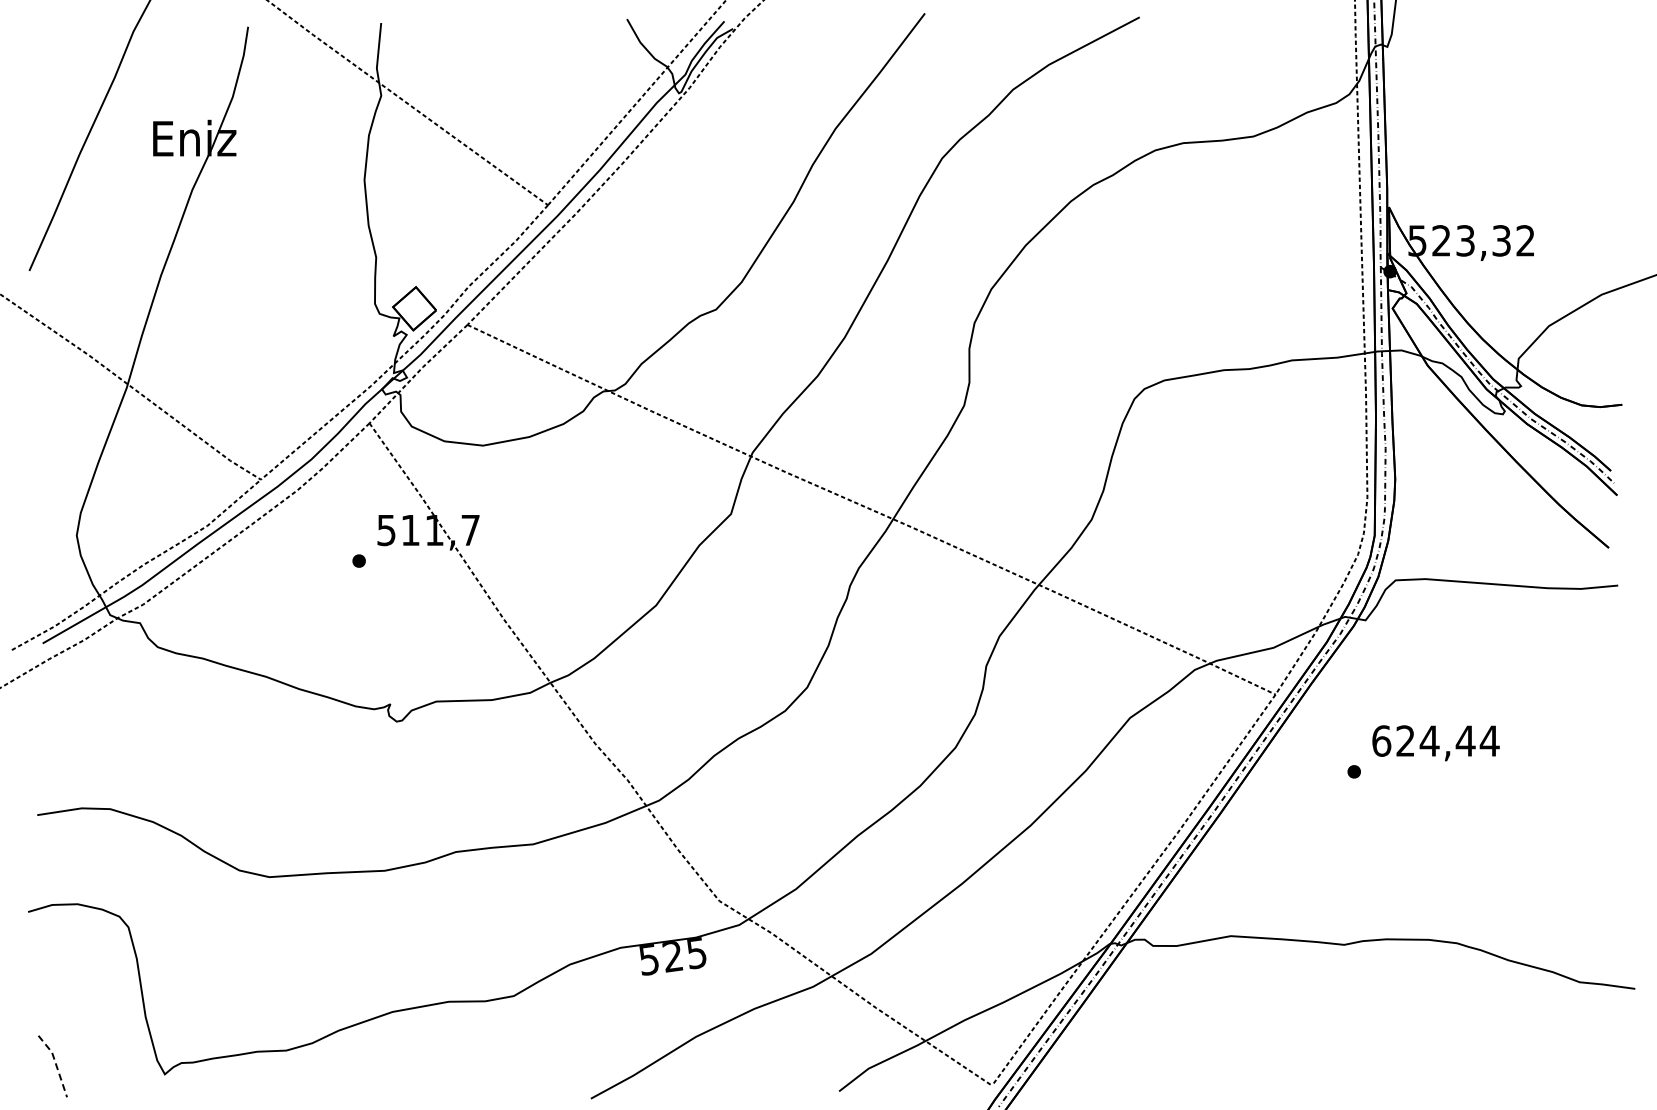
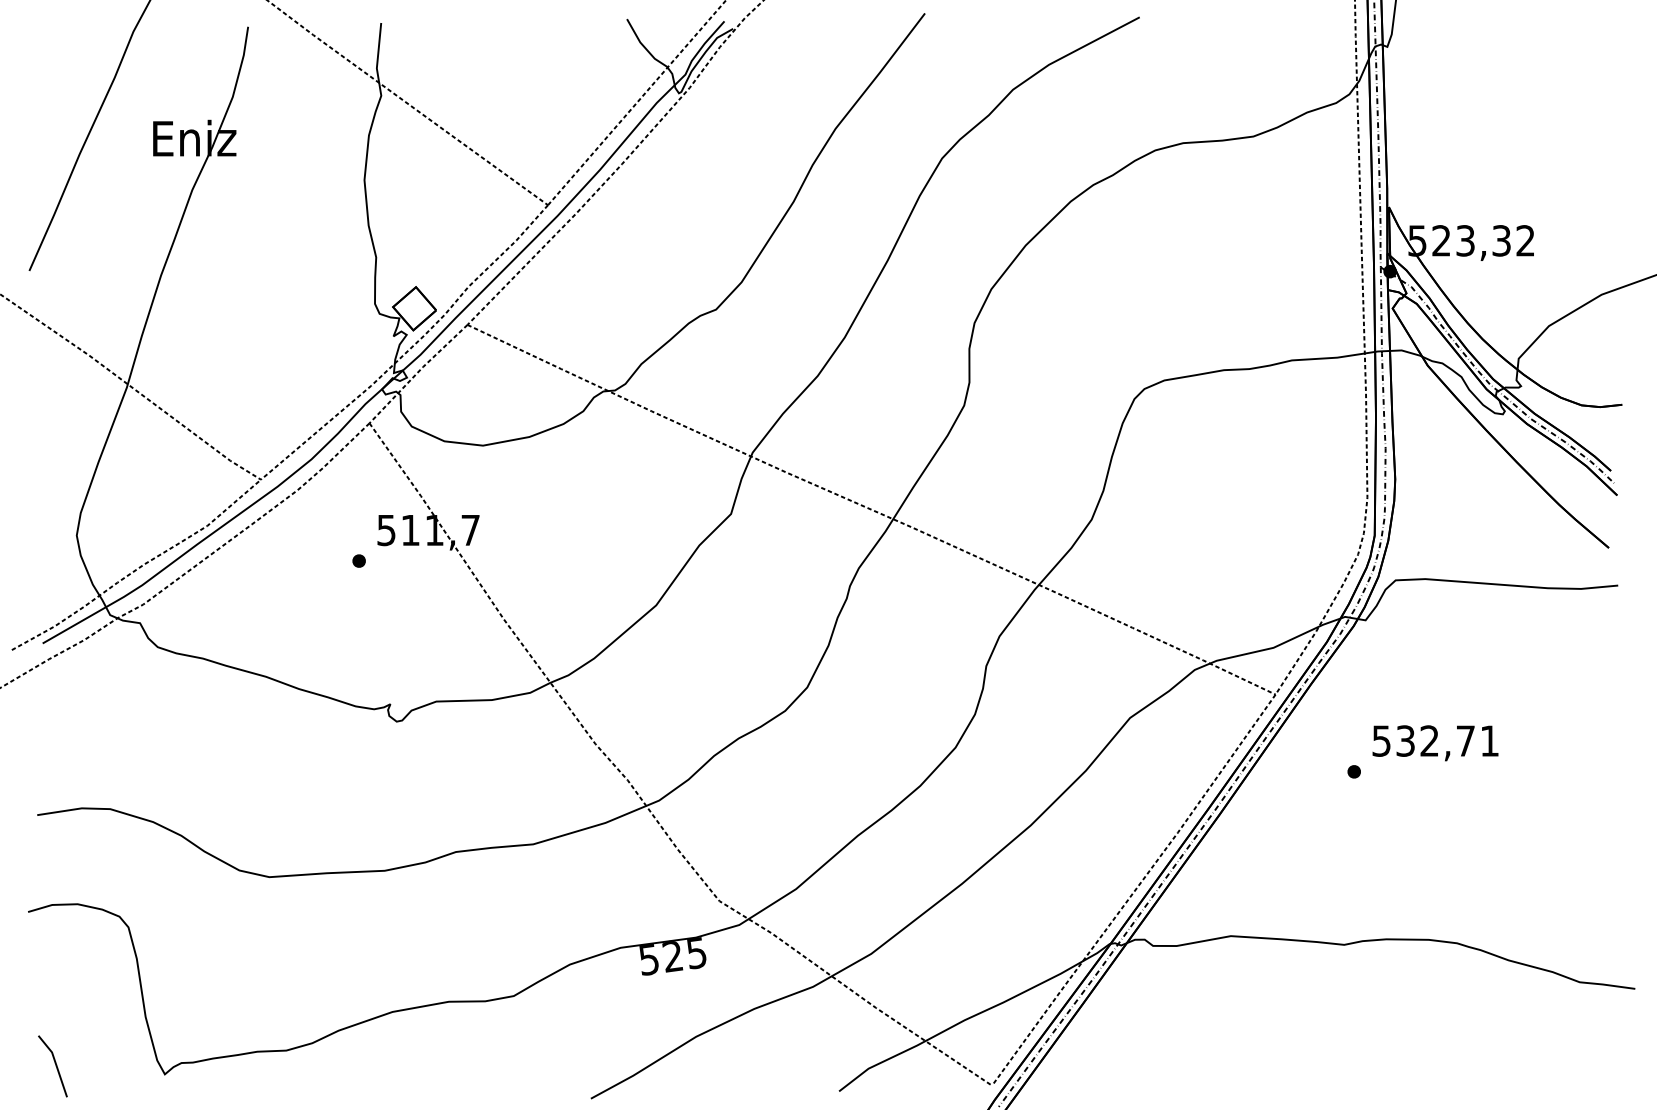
text: 624,44 -> 532,71 (1435, 740)
line: dashed -> solid (56, 1064)
